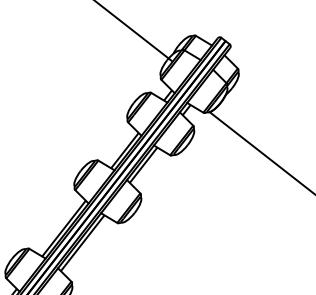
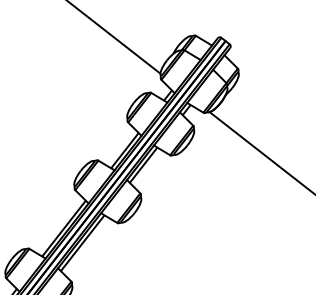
line position: (133, 31) -> (114, 37) (114, 37)
